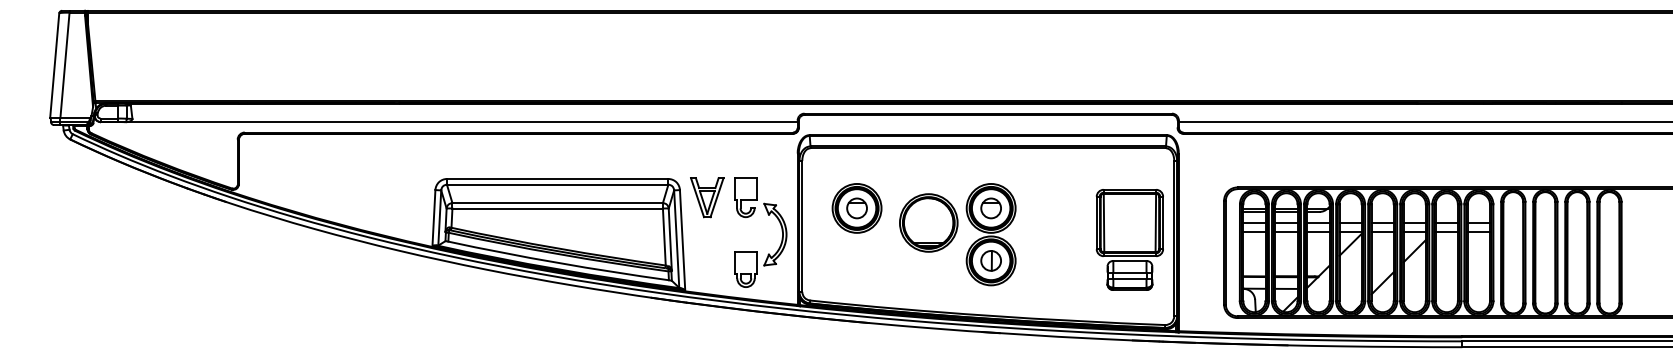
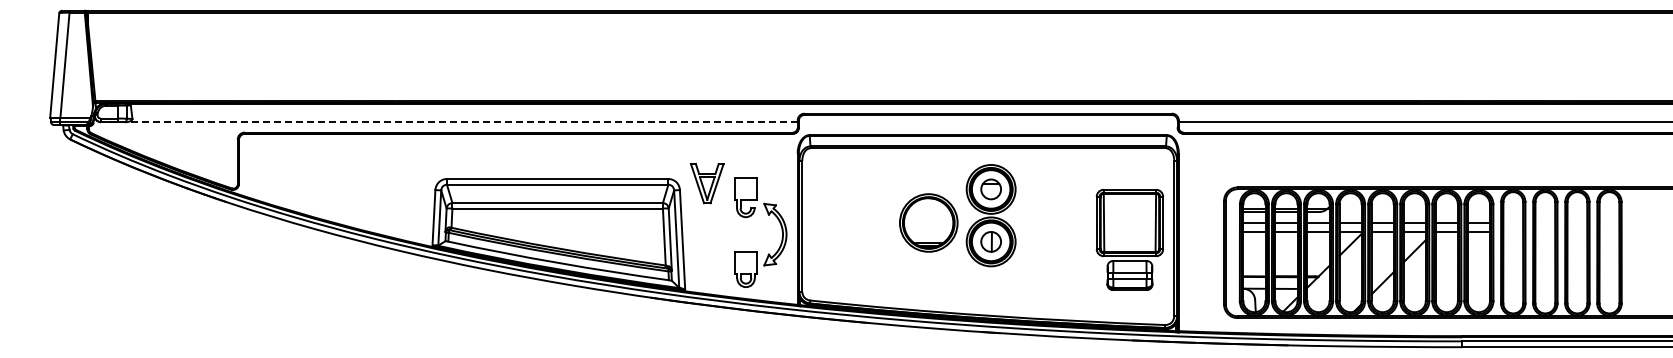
line: solid -> dashed (448, 122)
part position: (707, 197) -> (707, 183) (707, 183)
part: present -> none (856, 208)
part position: (990, 234) -> (990, 215) (990, 215)
